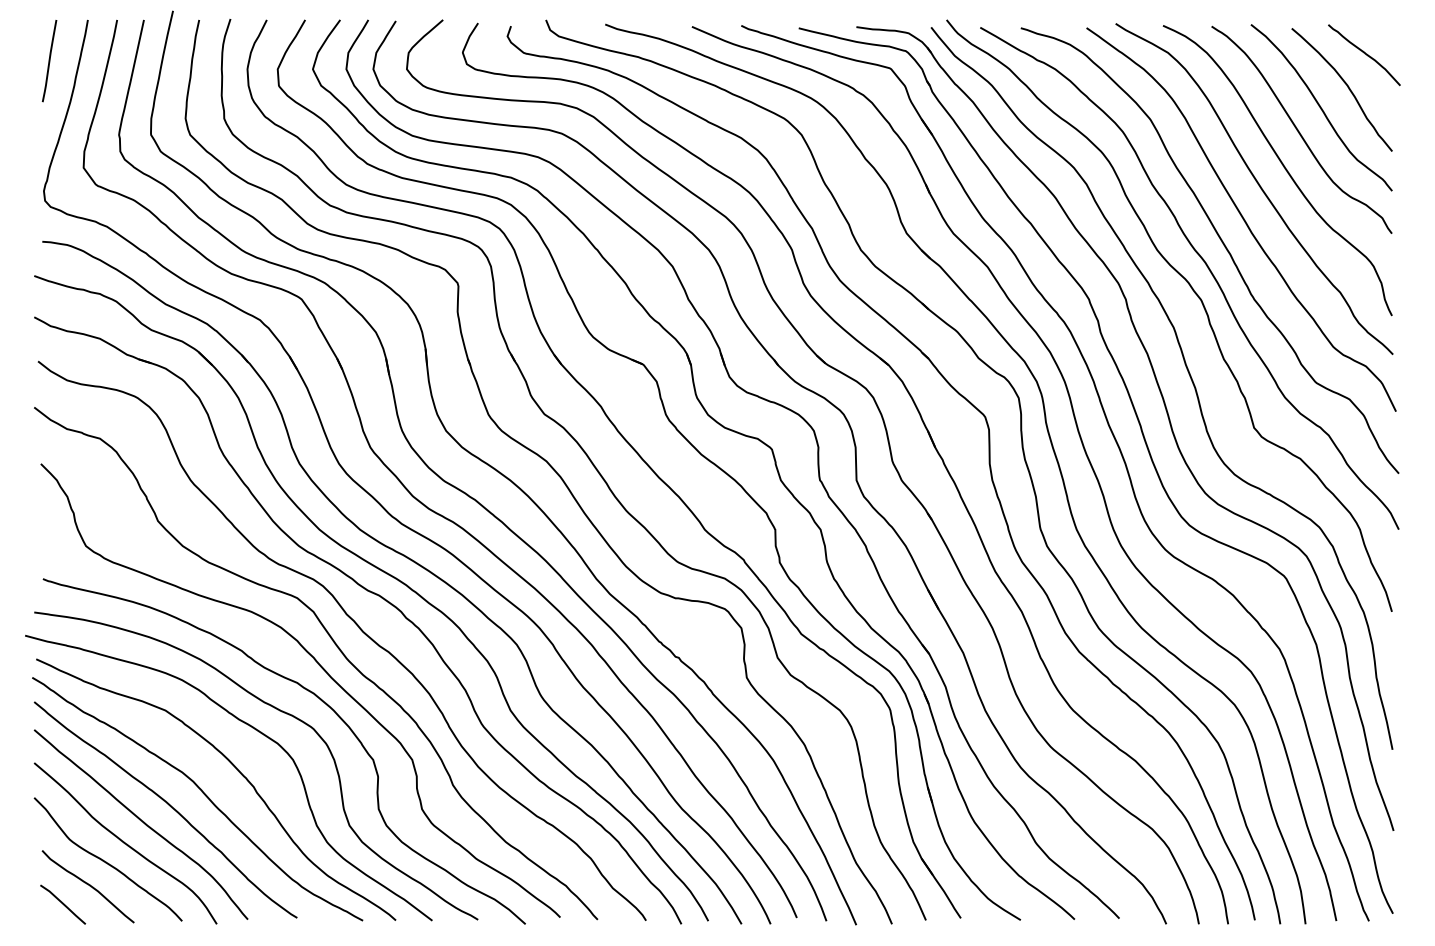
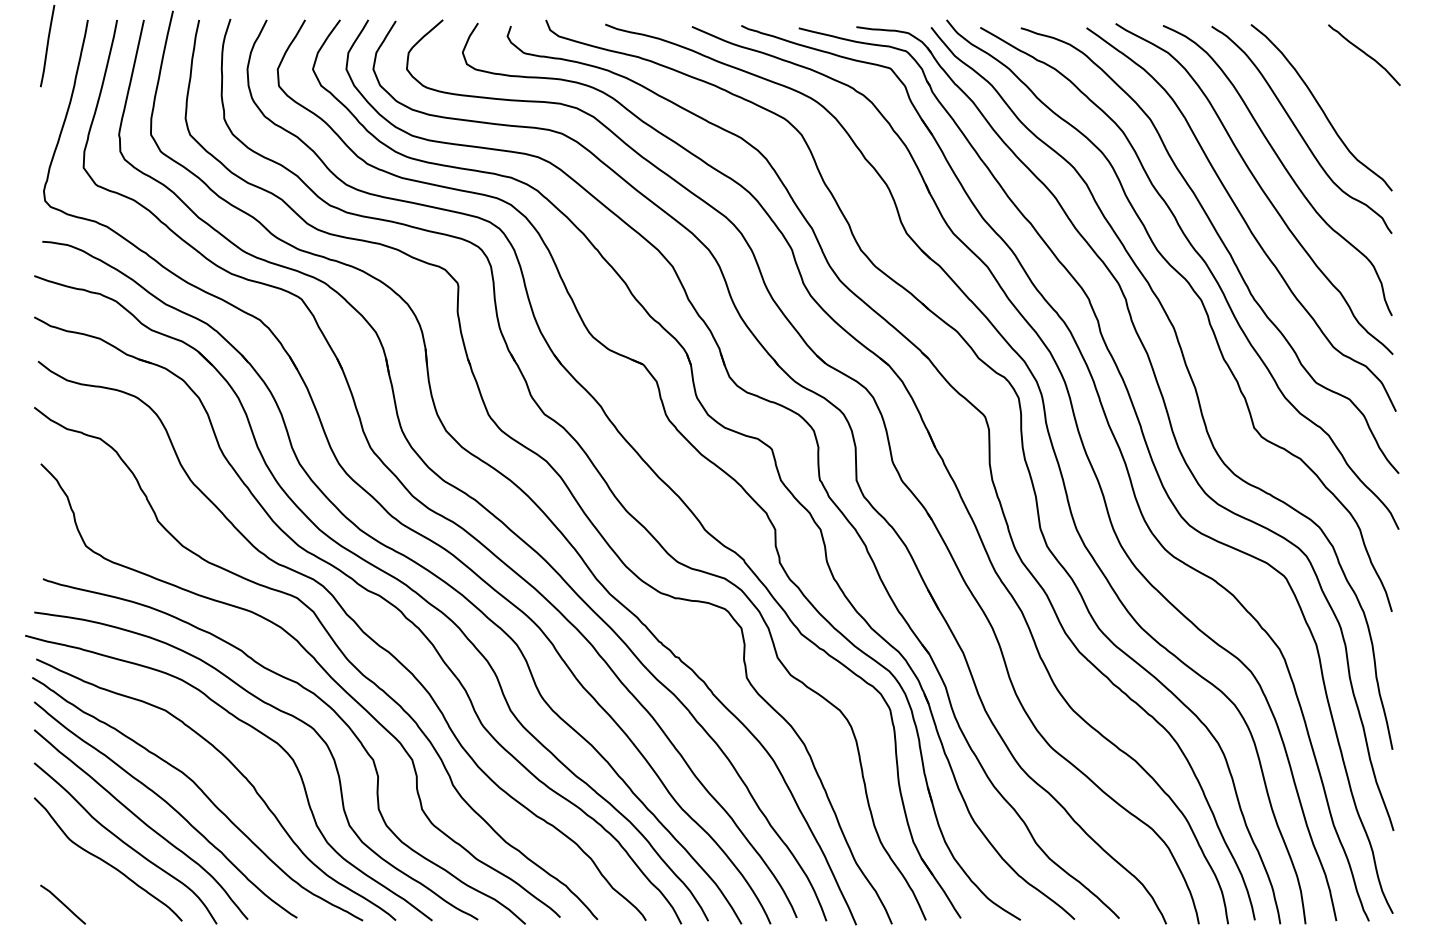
line position: (49, 61) -> (47, 46) (47, 46)
curve: present -> none (1347, 87)
curve: present -> none (88, 885)
